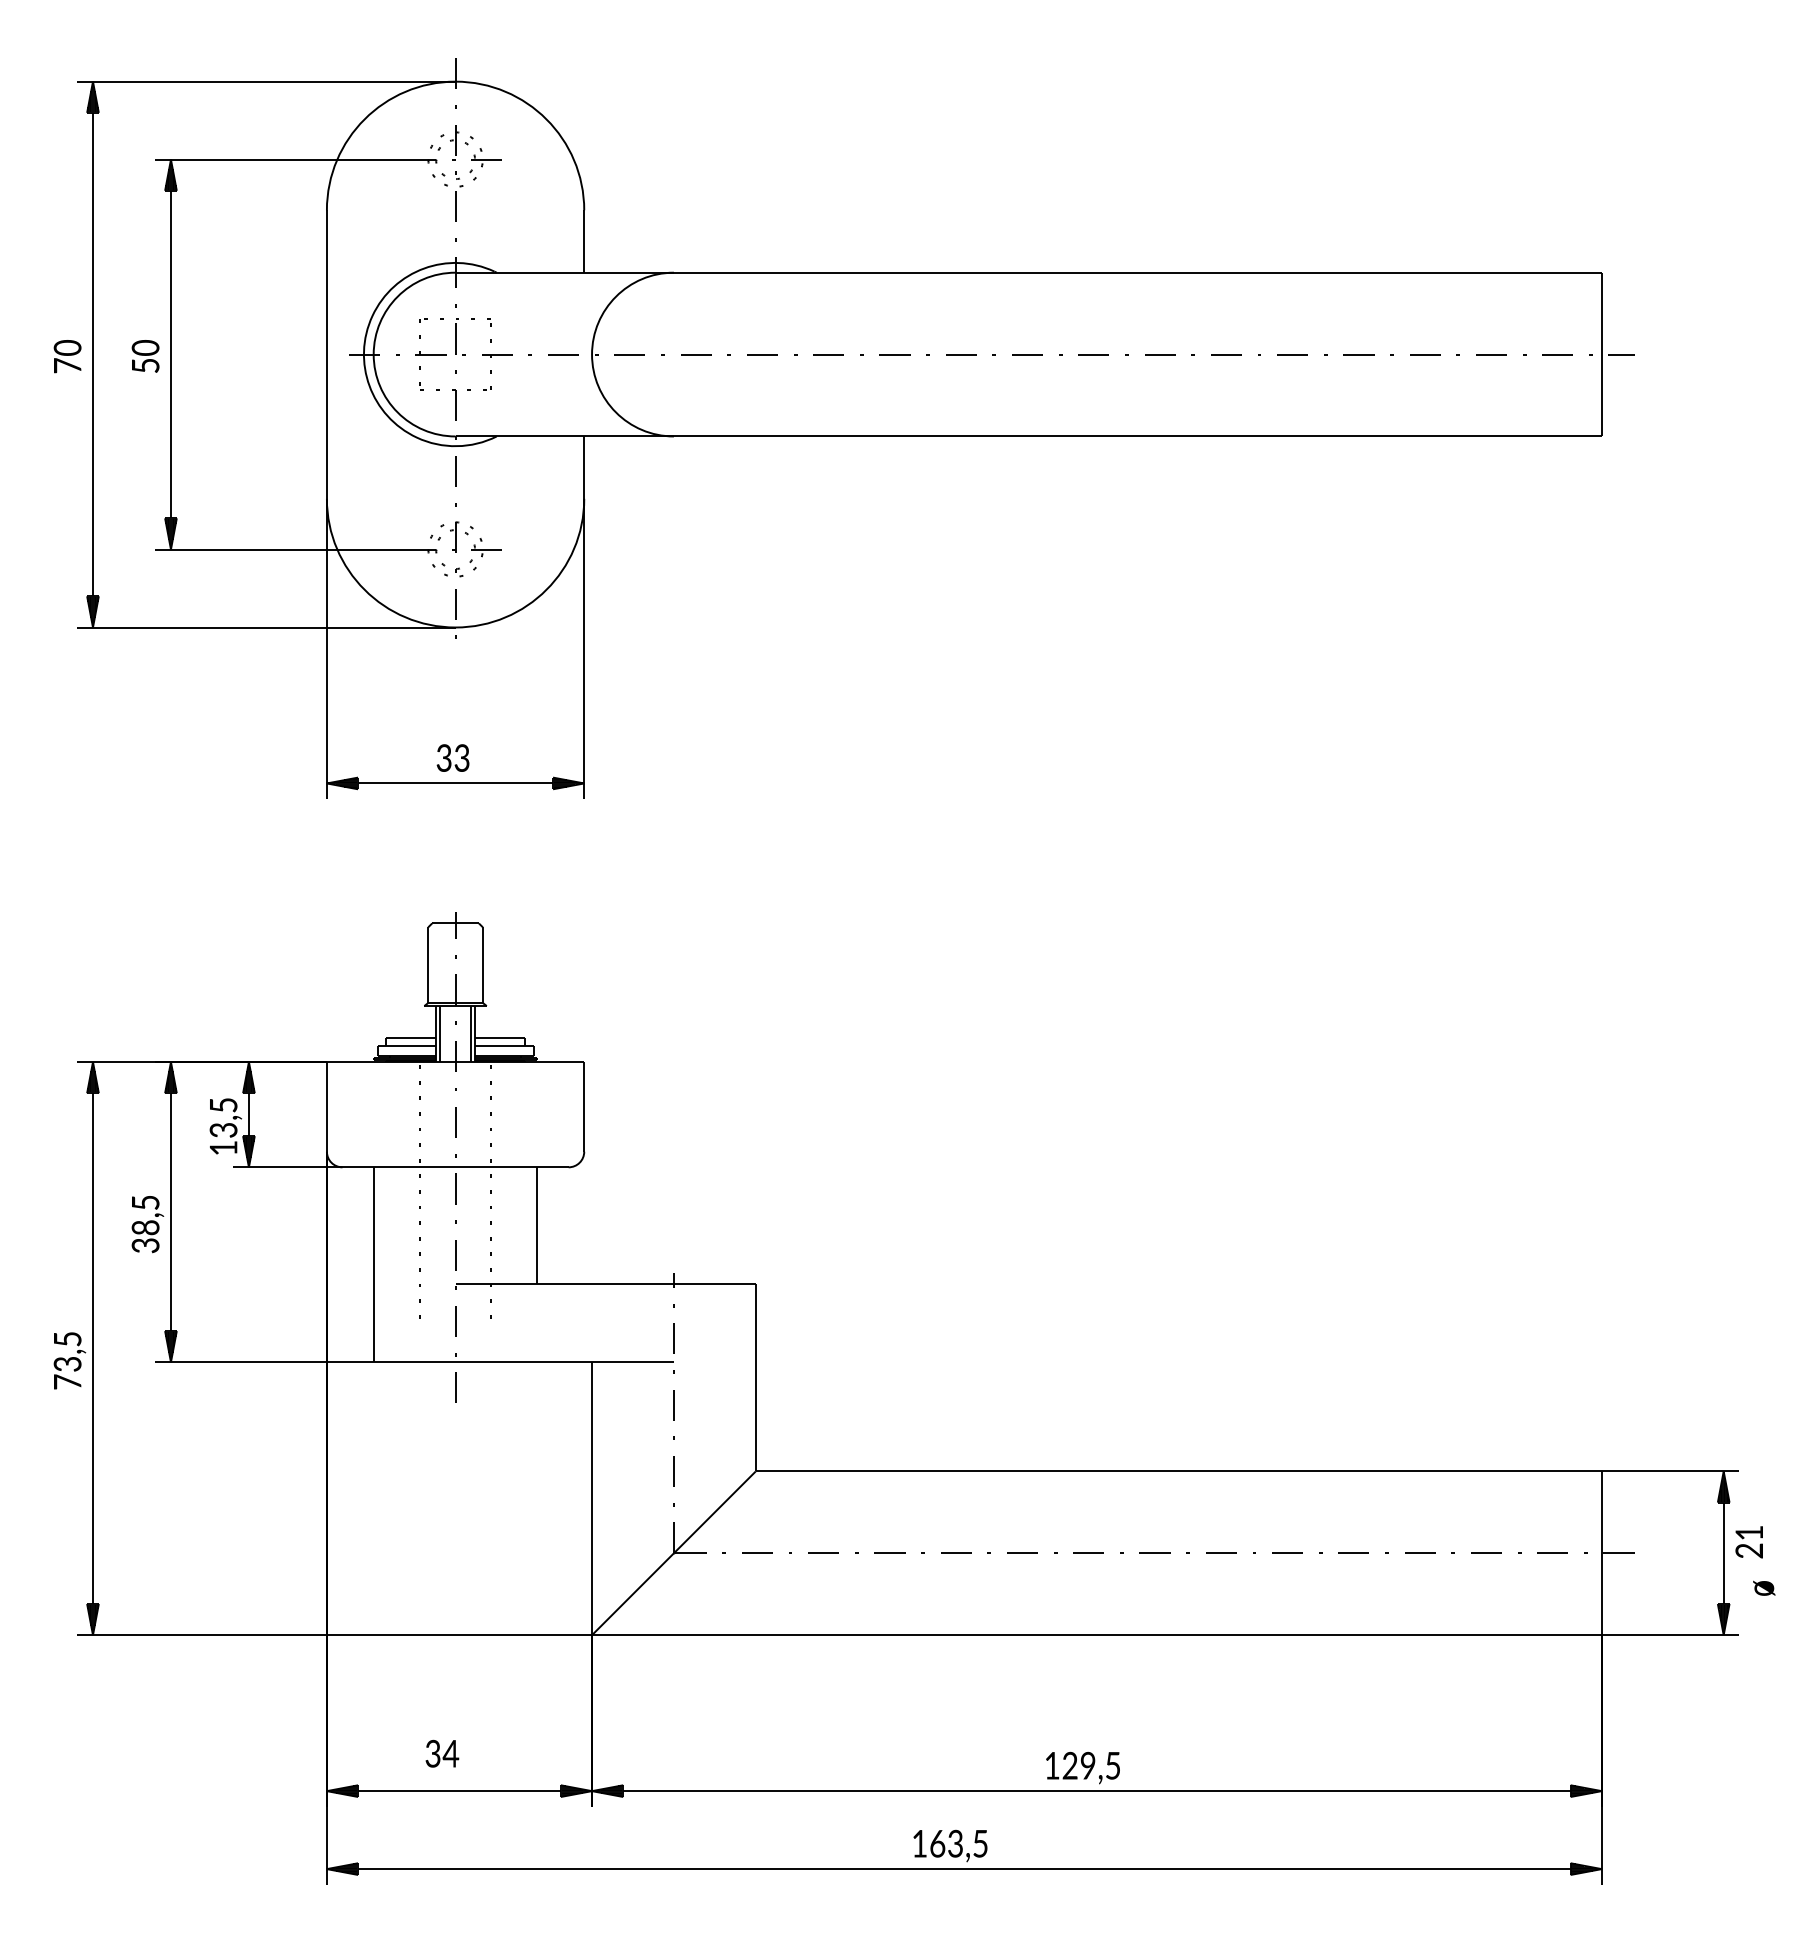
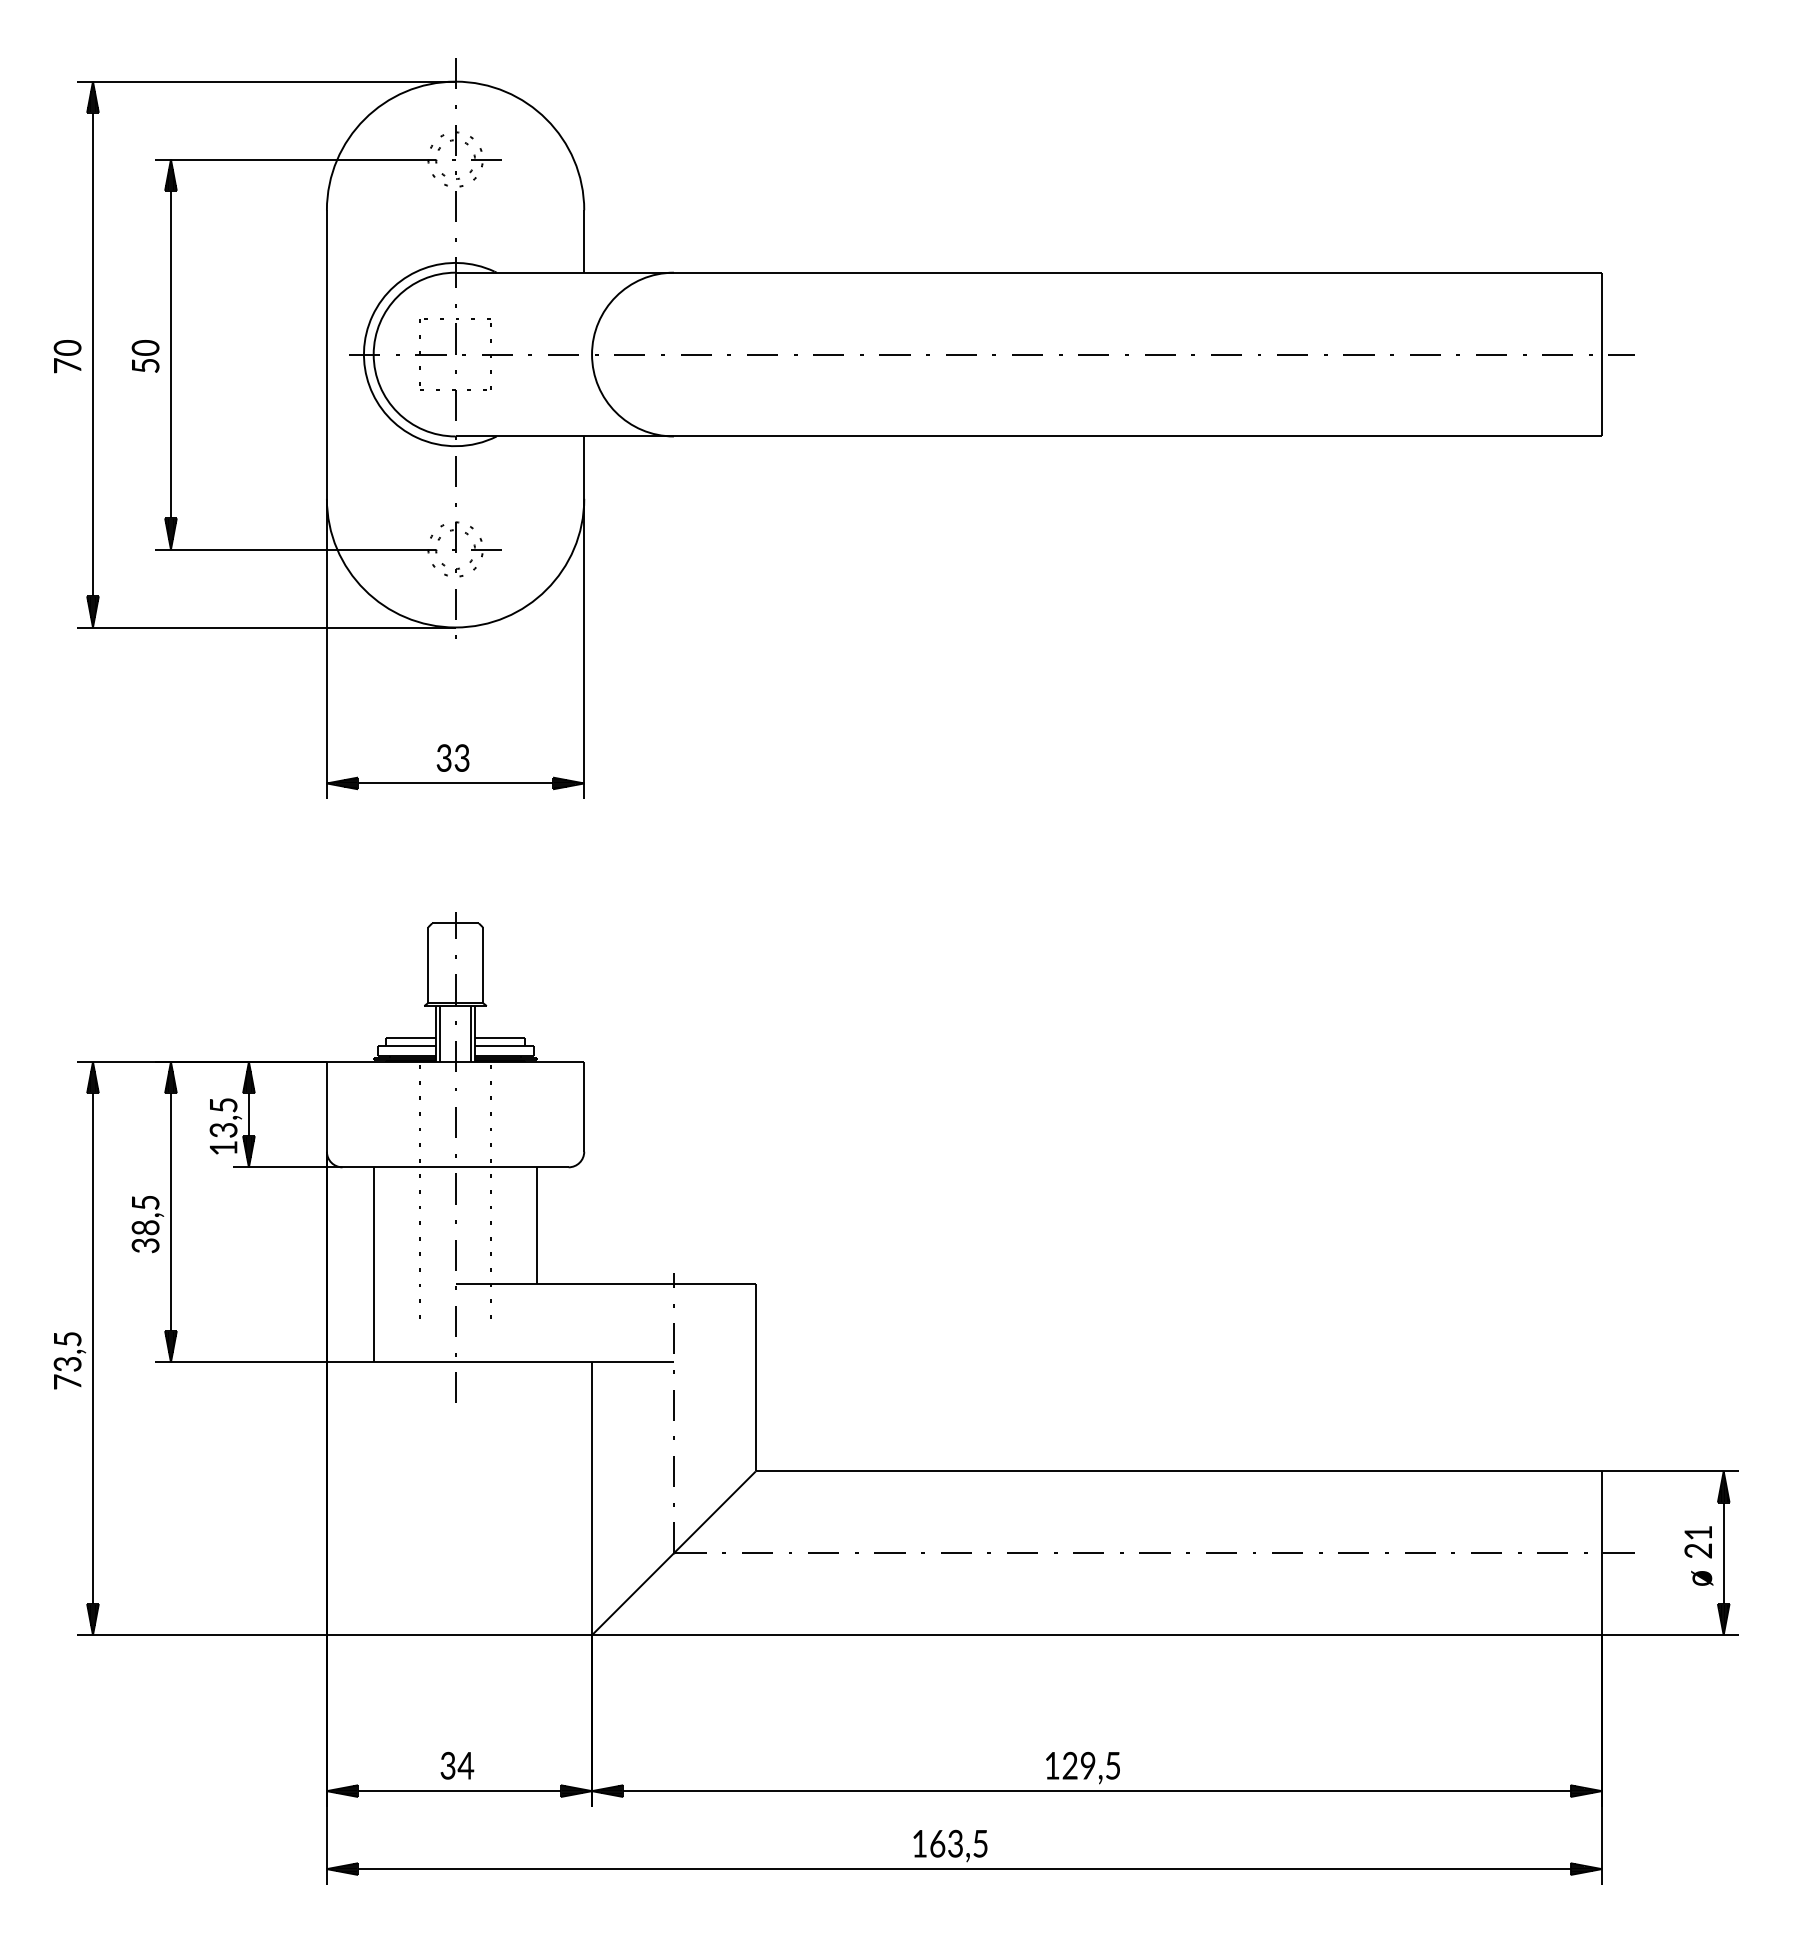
text position: (1748, 1542) -> (1697, 1542) (1697, 1542)
text position: (1764, 1587) -> (1702, 1577) (1702, 1577)
text position: (442, 1753) -> (457, 1765) (457, 1765)
